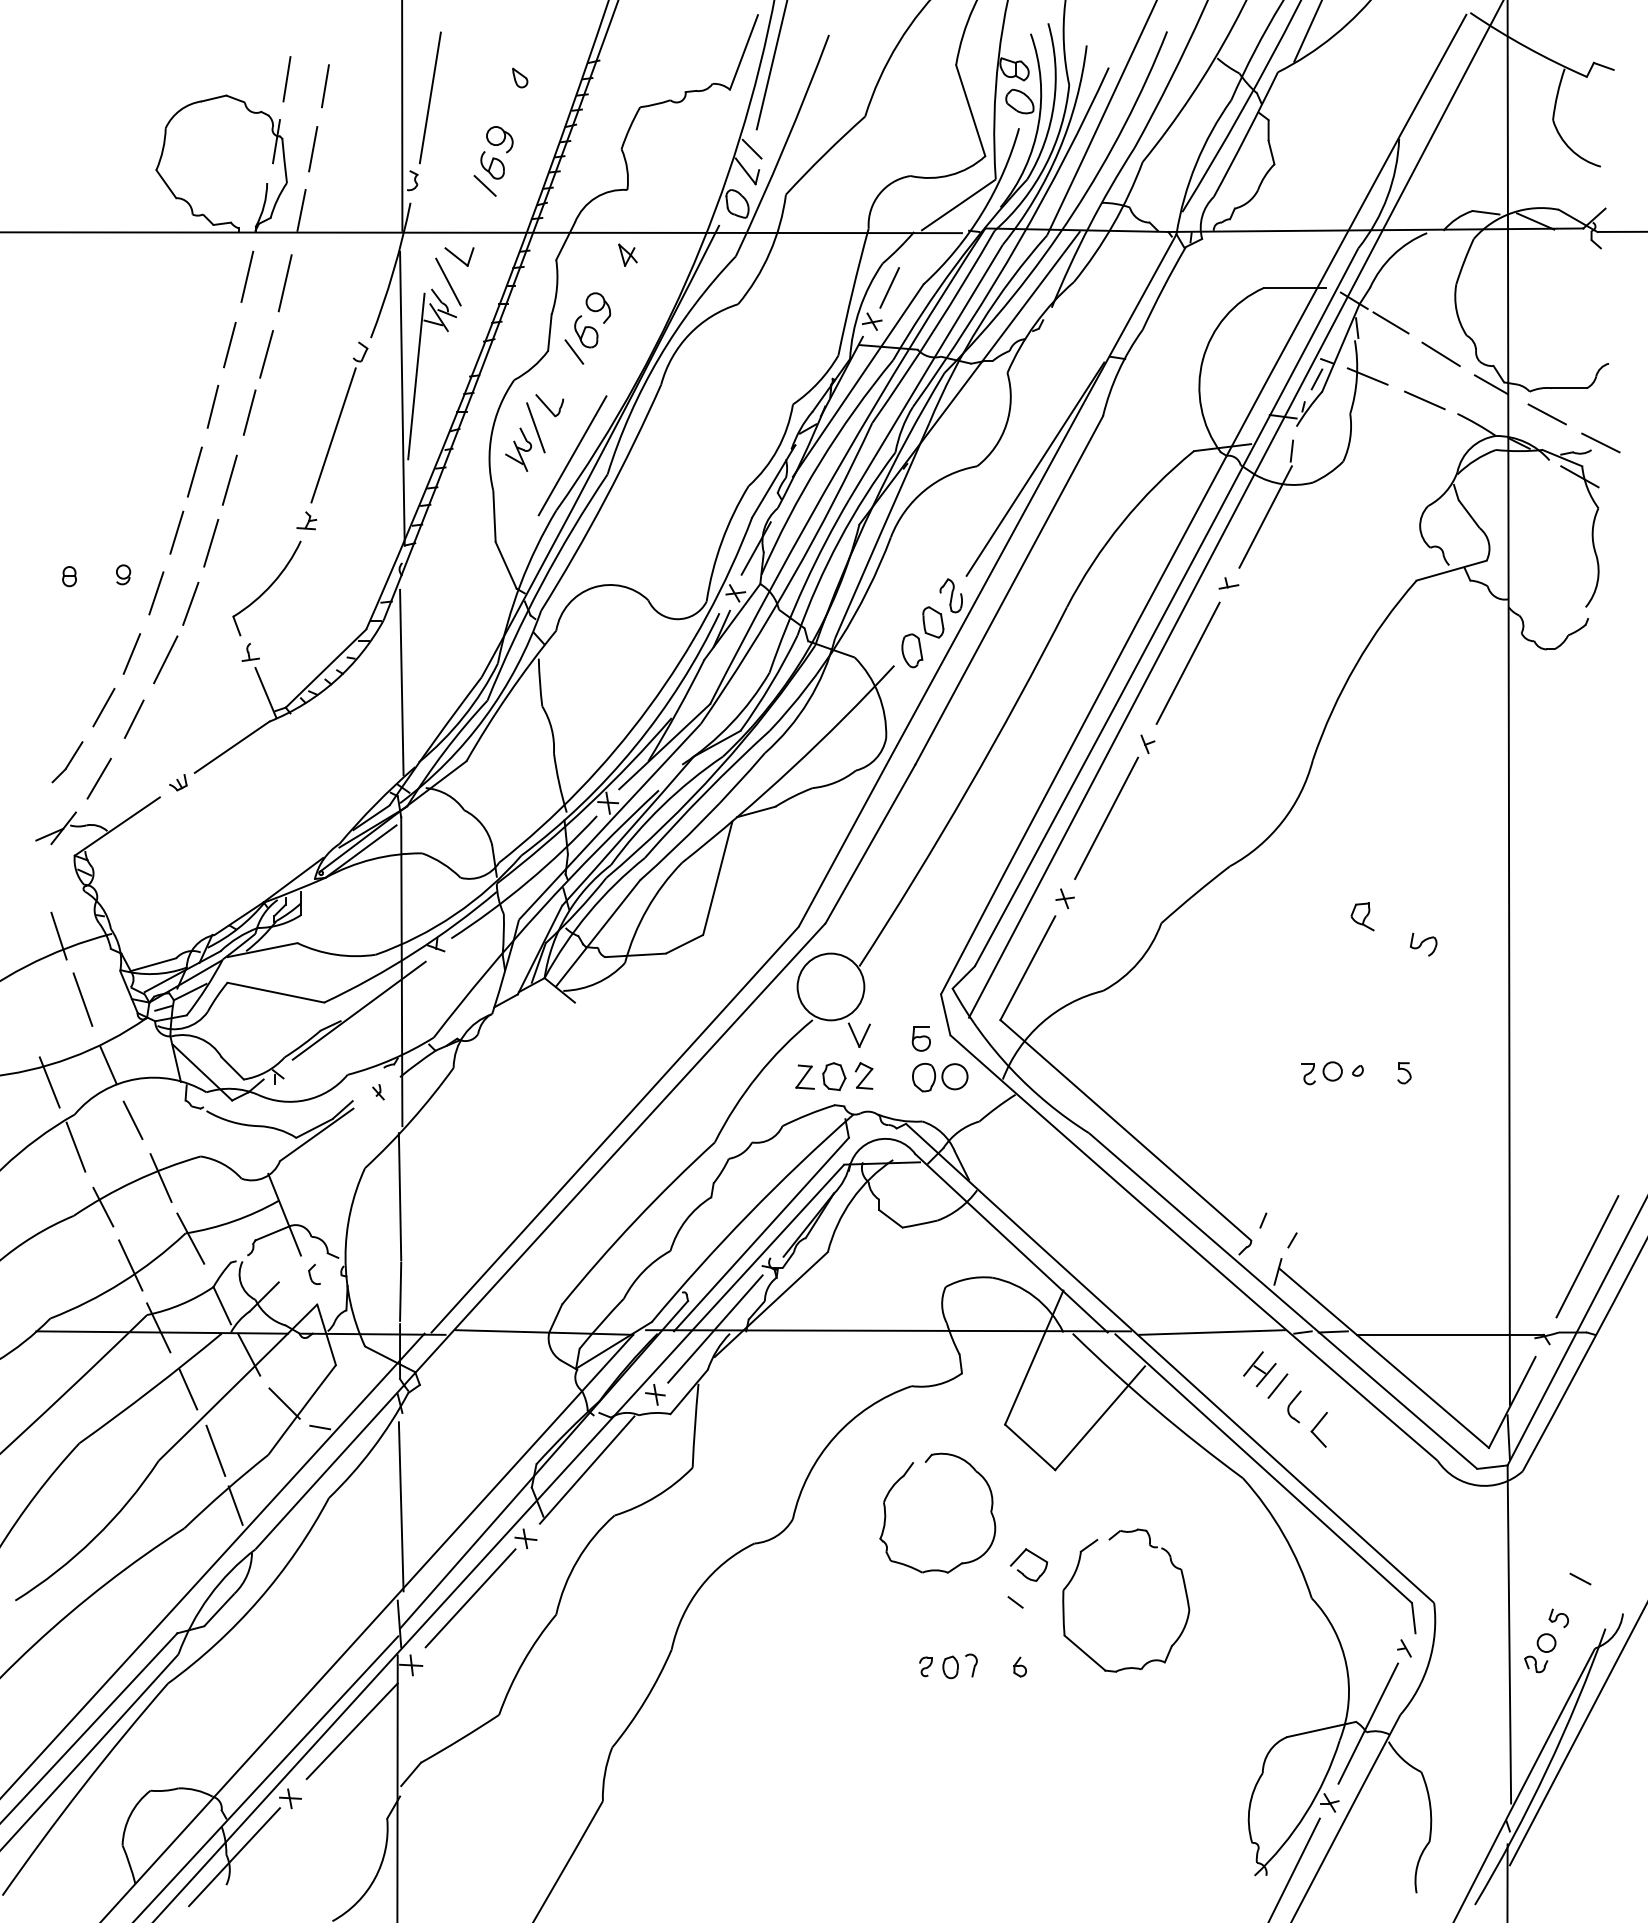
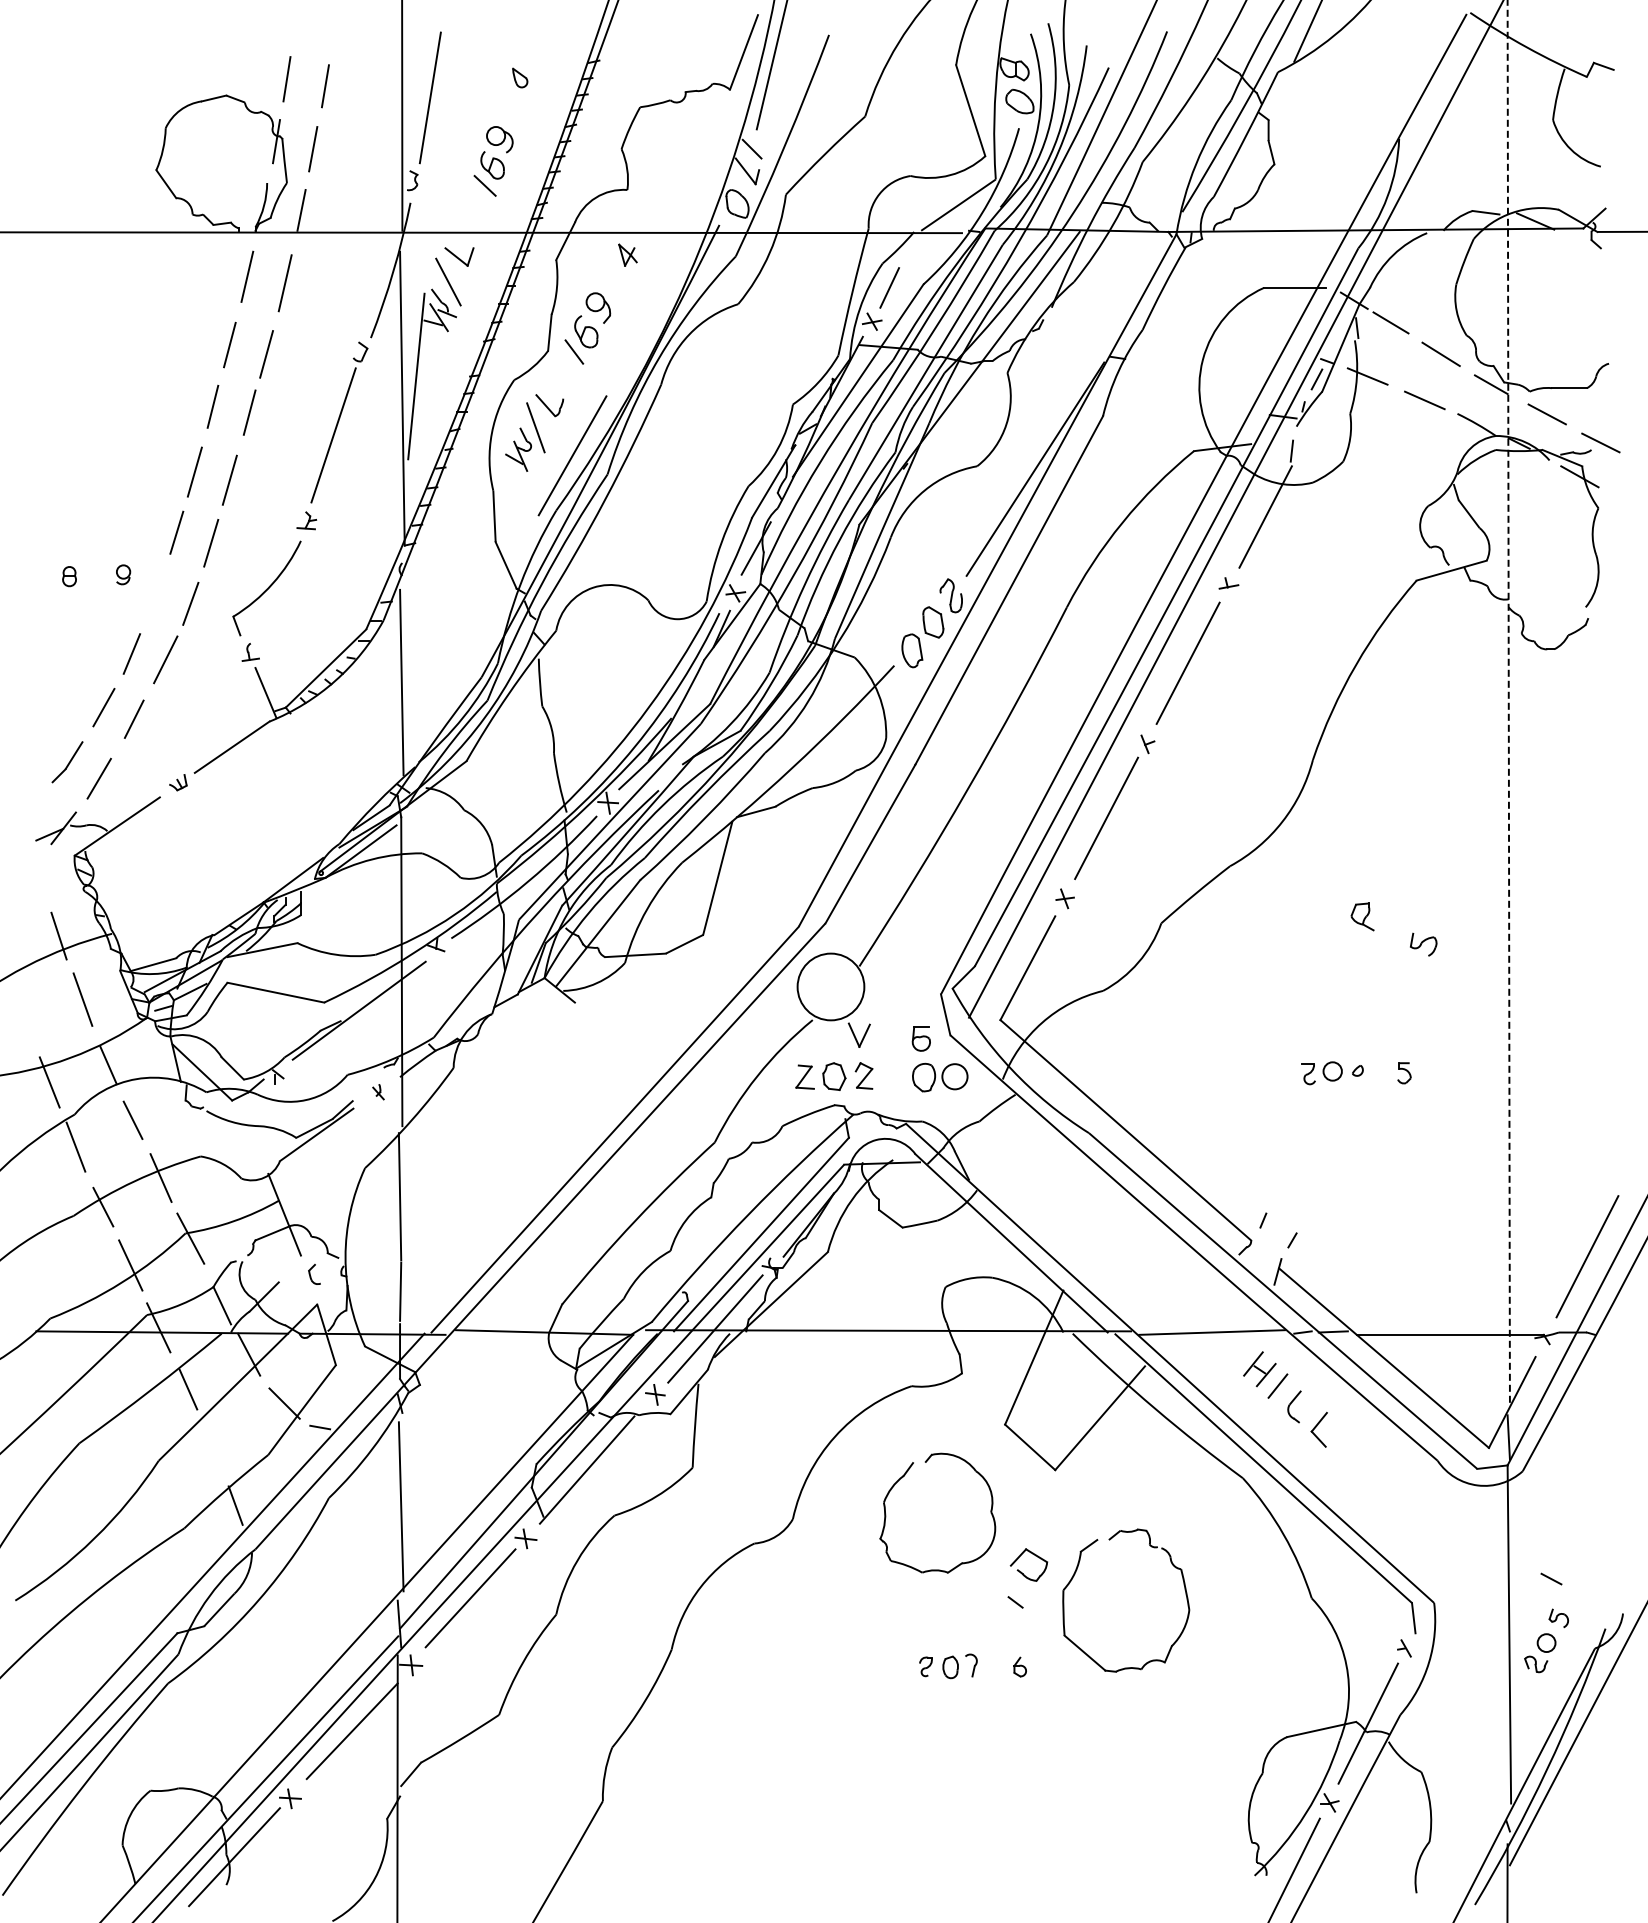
line: present -> none (156, 593)
line: solid -> dashed (1508, 702)
line: present -> none (215, 1450)
line position: (1580, 1578) -> (1551, 1578) (1551, 1578)
